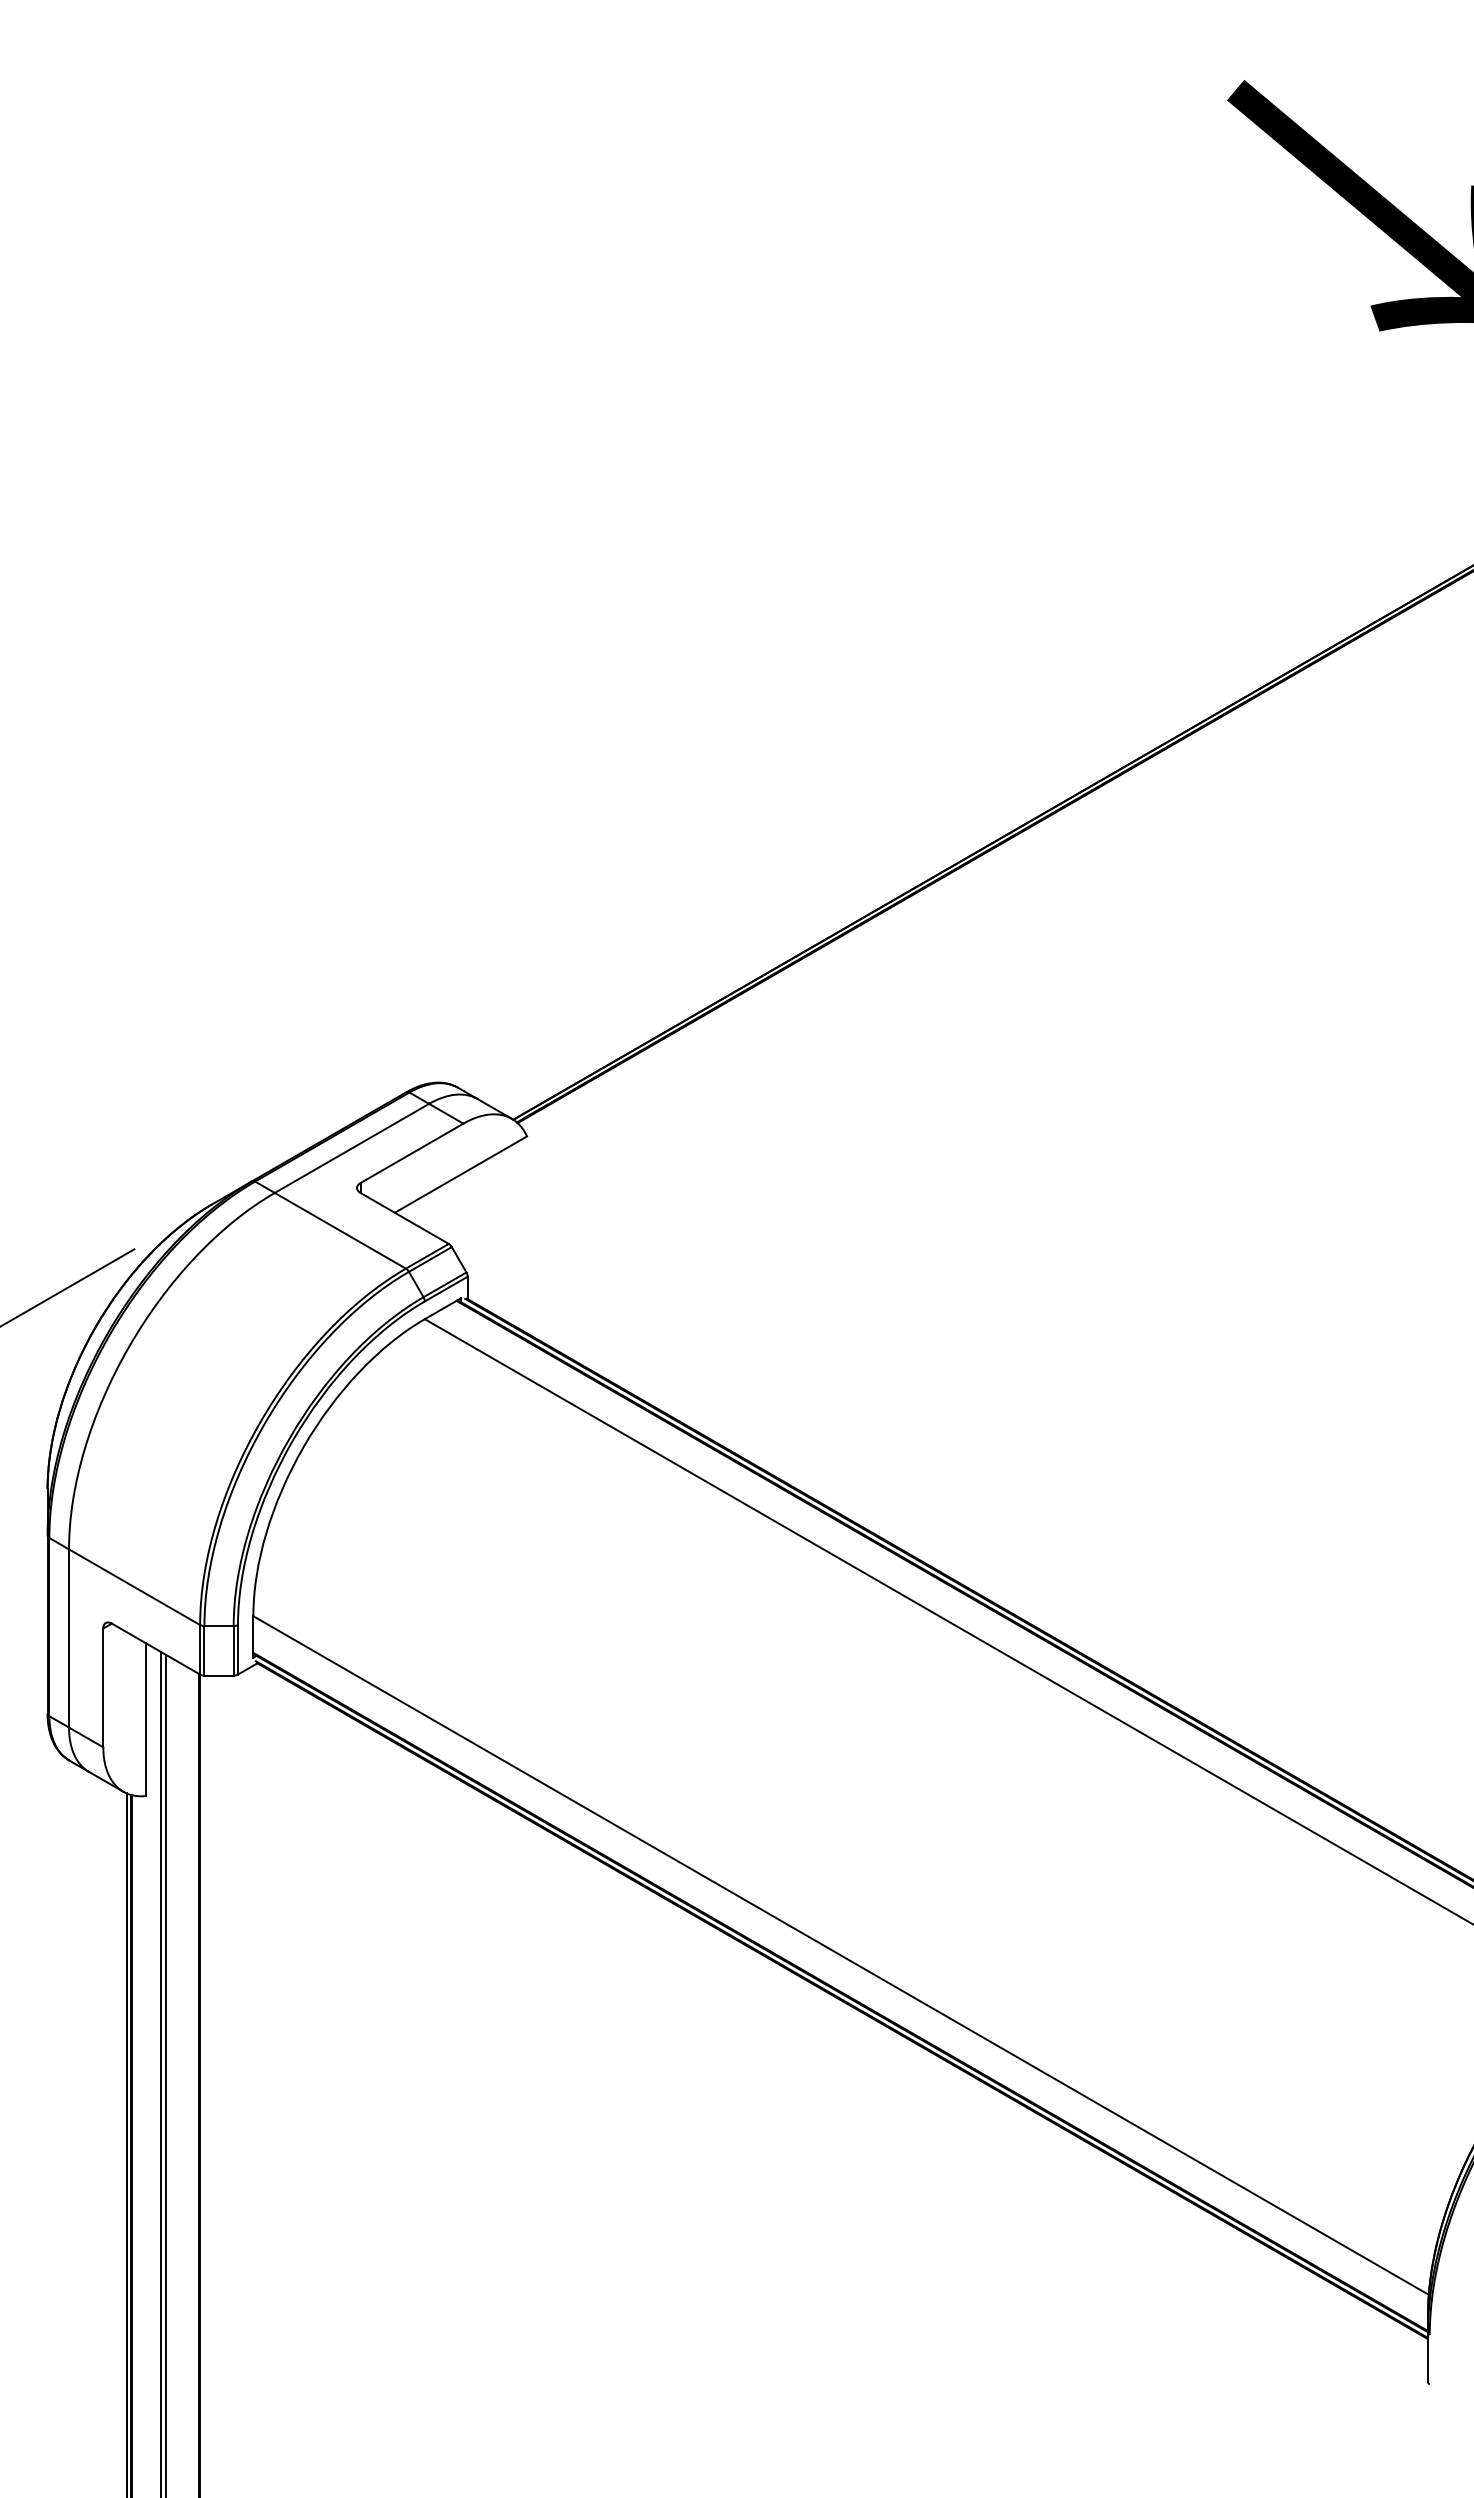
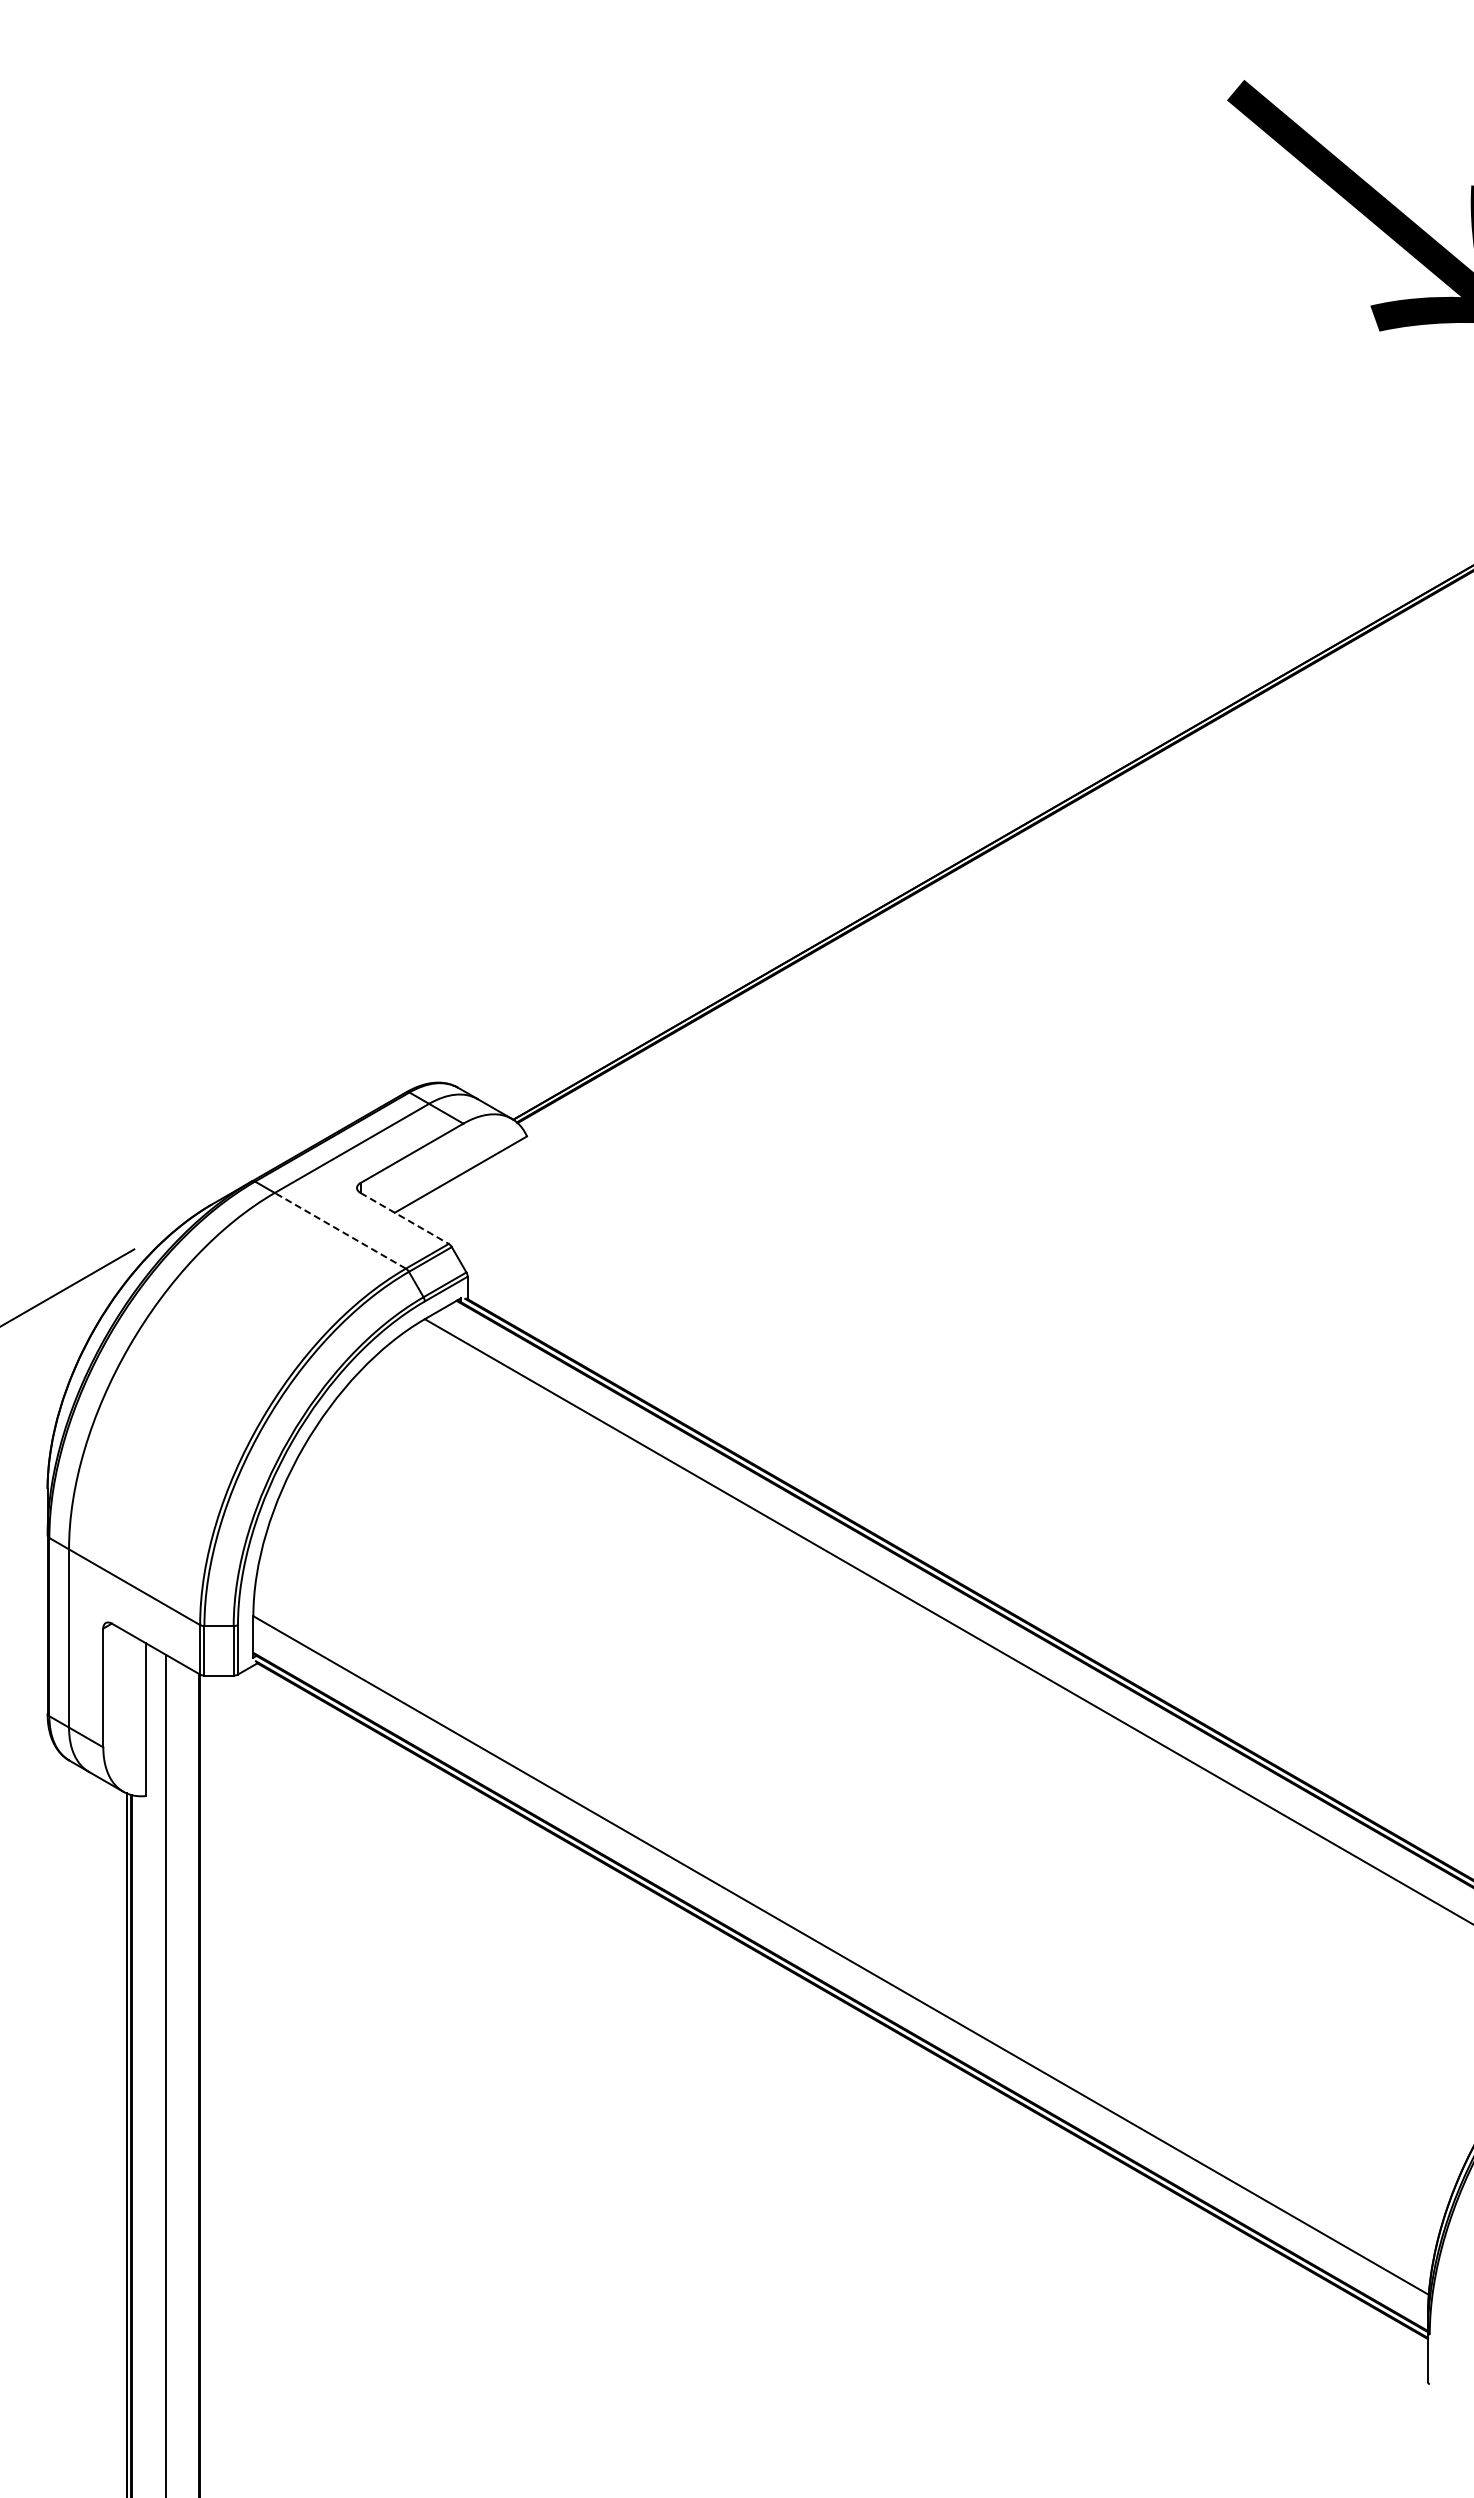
line: solid -> dashed (404, 1218)
line: solid -> dashed (340, 1230)
line: present -> none (160, 2072)
